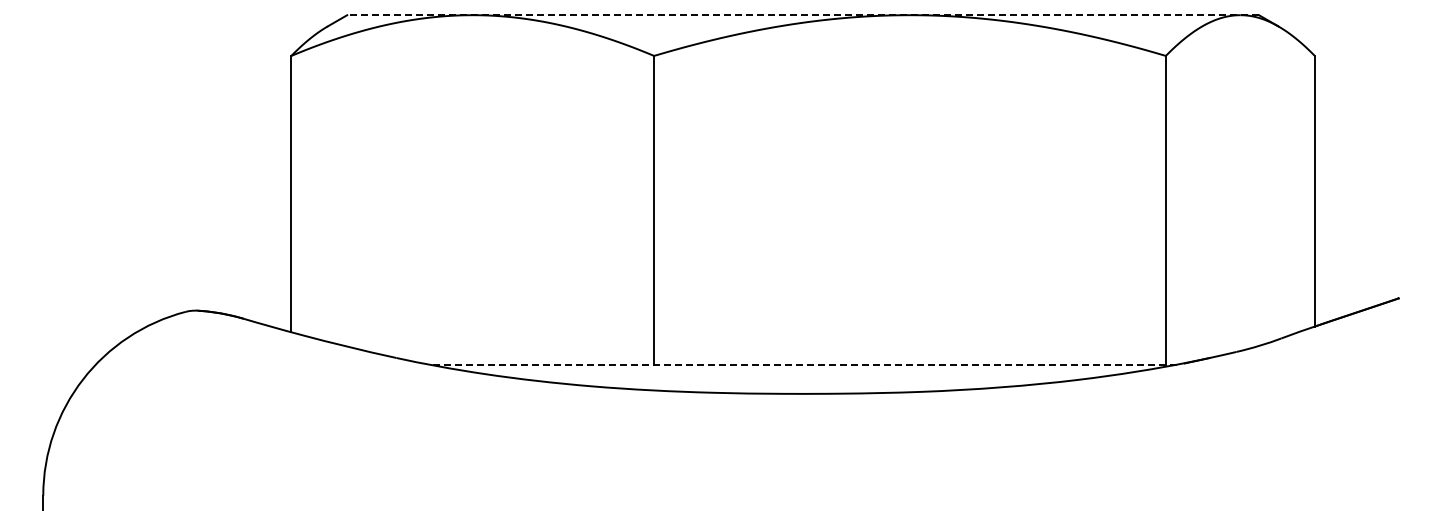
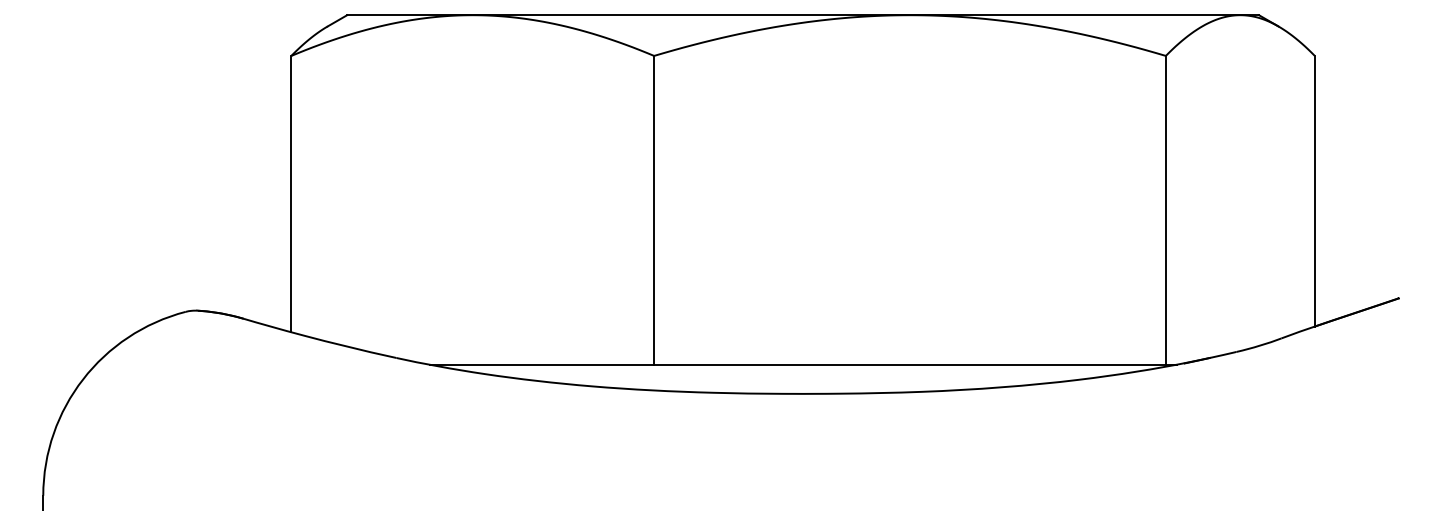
line: dashed -> solid (803, 15)
line: dashed -> solid (803, 364)
